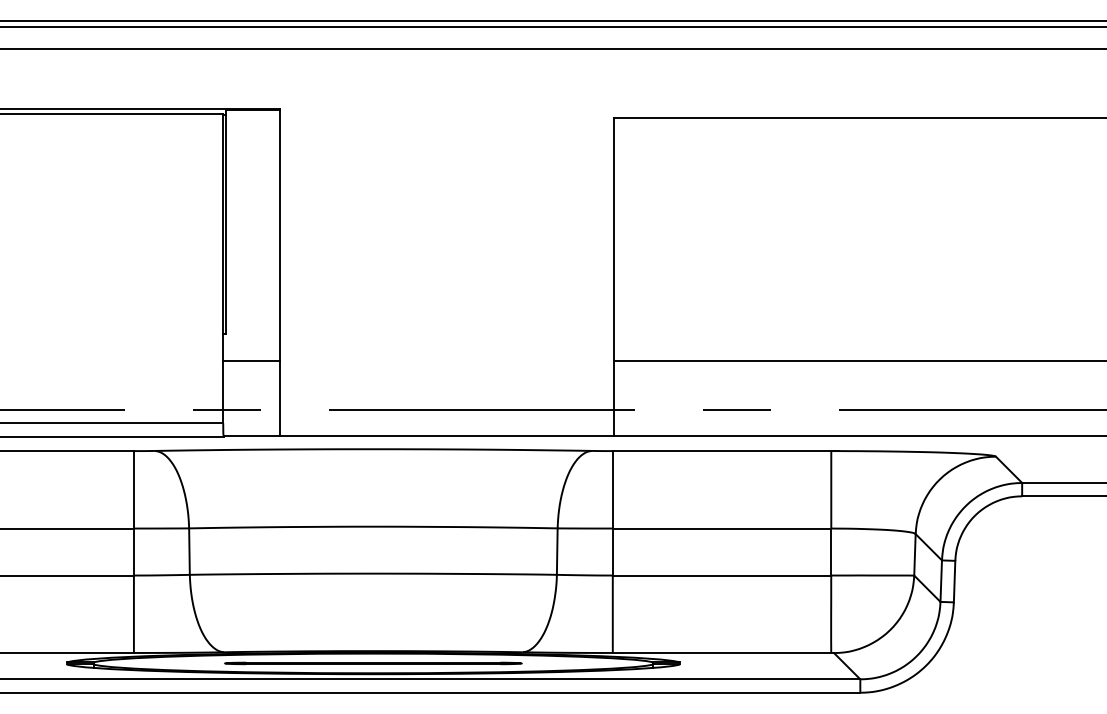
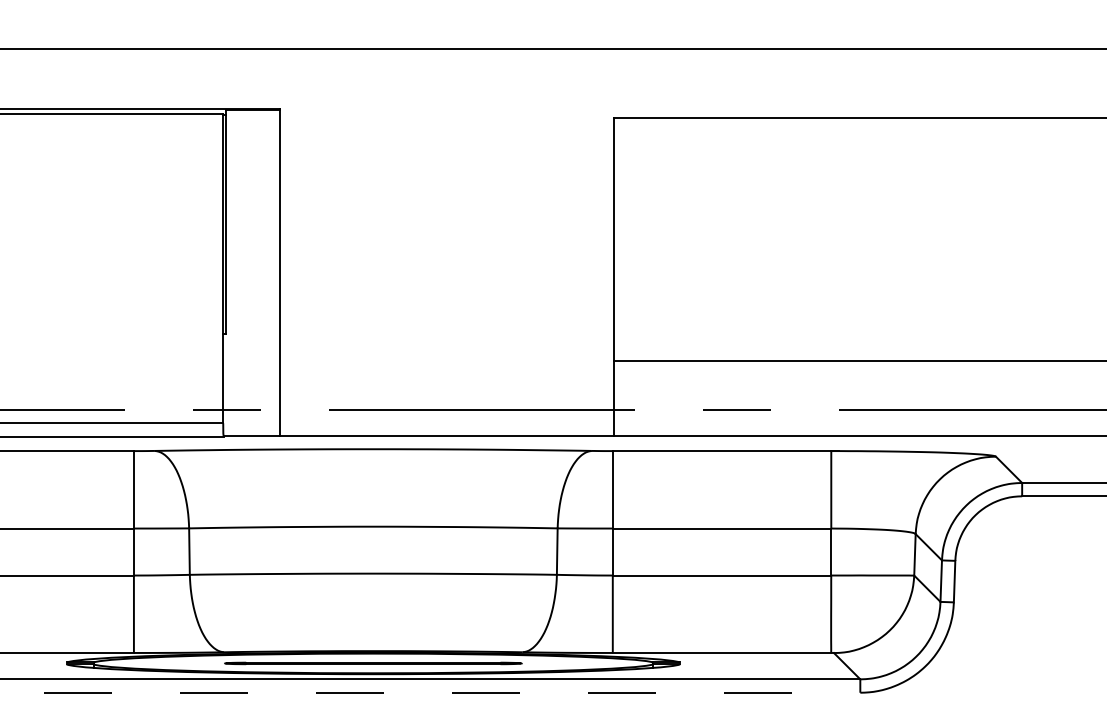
line: present -> none (552, 21)
line: present -> none (552, 26)
line: present -> none (251, 361)
line: solid -> dashed (430, 692)
